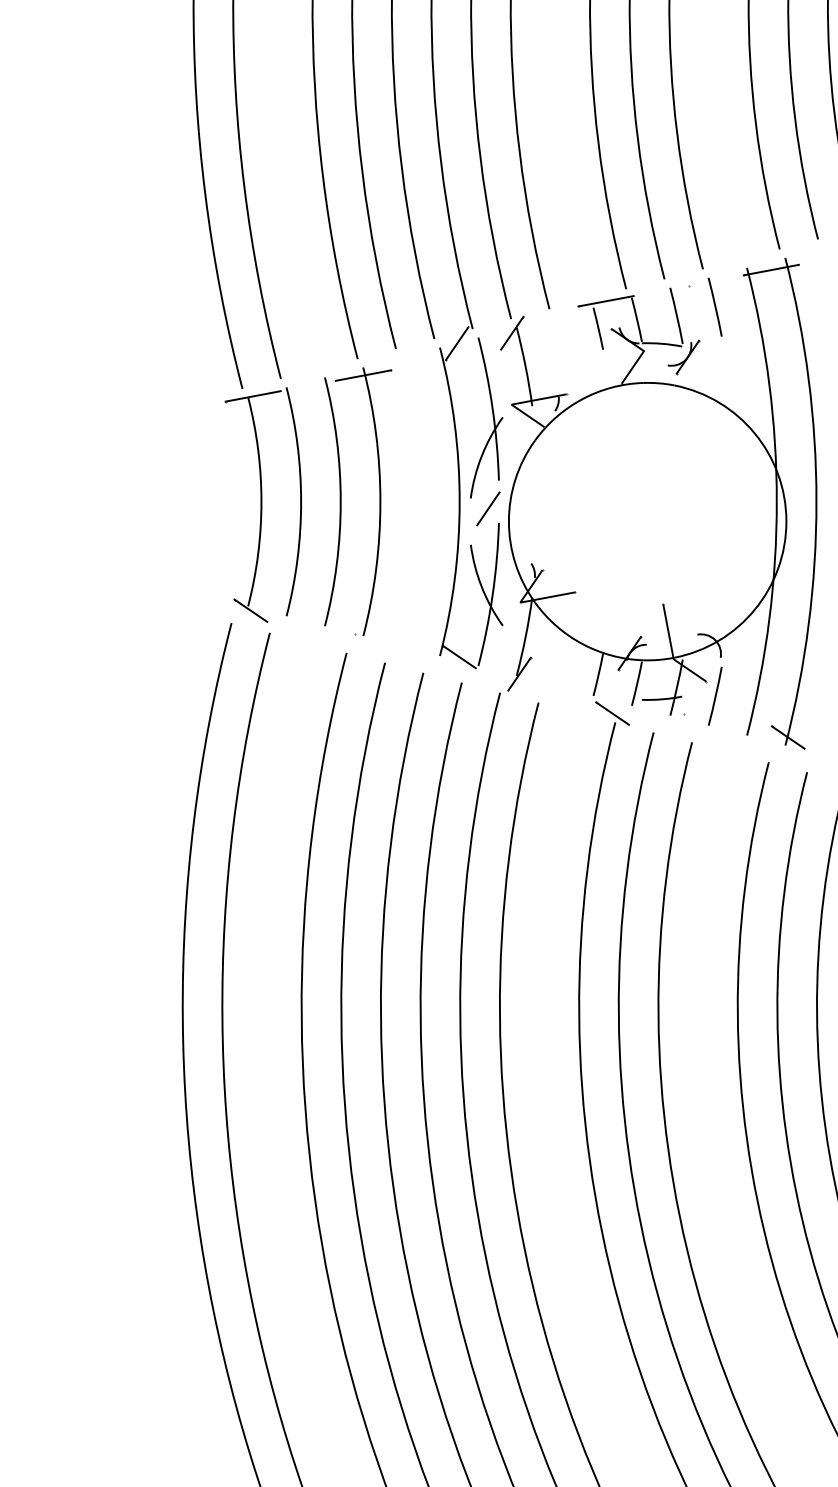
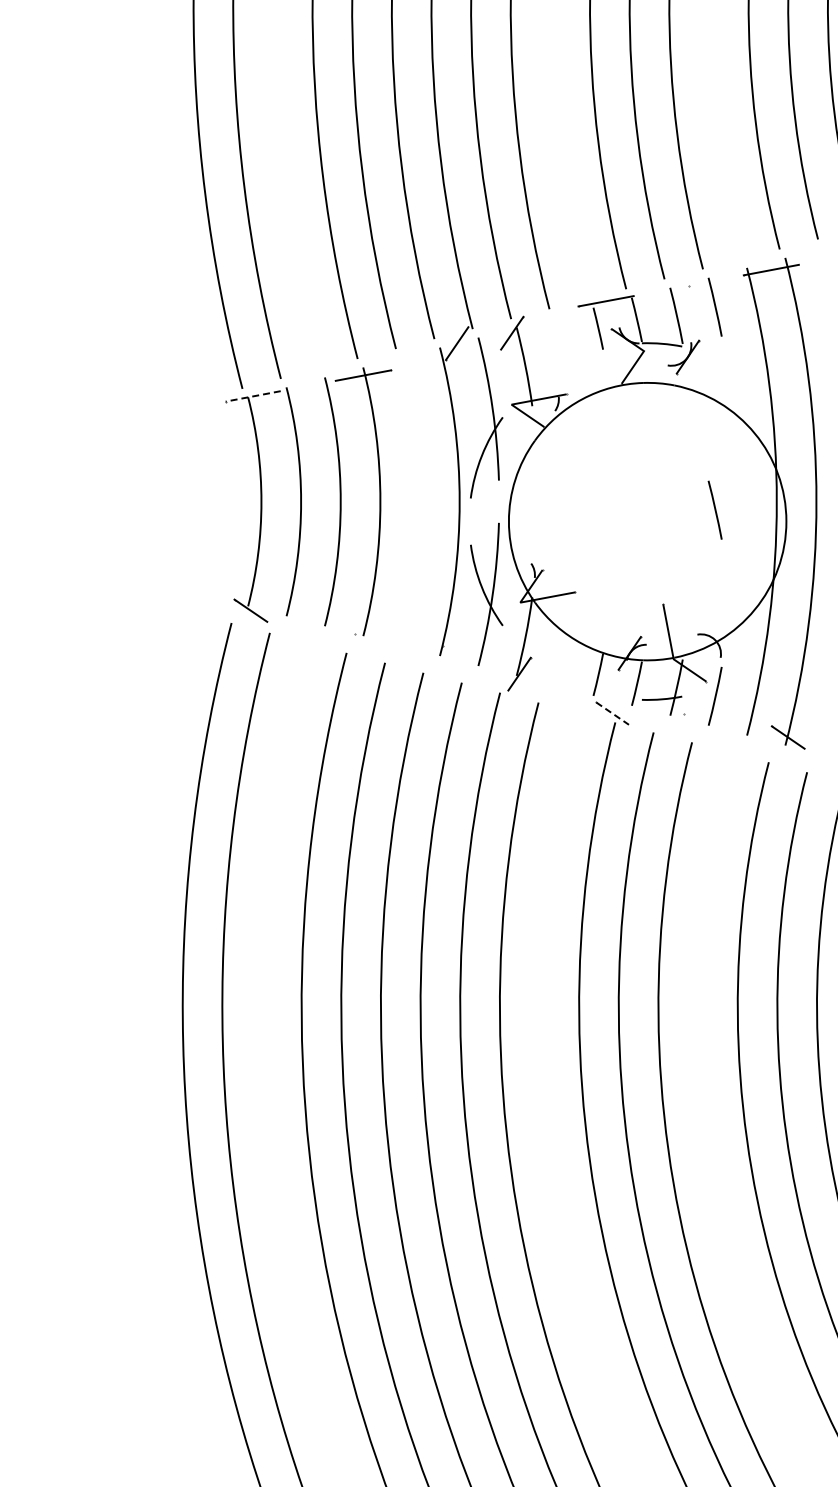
line: solid -> dashed (252, 396)
line: present -> none (488, 508)
line: none -> present (714, 509)
line: present -> none (458, 656)
line: solid -> dashed (612, 713)
